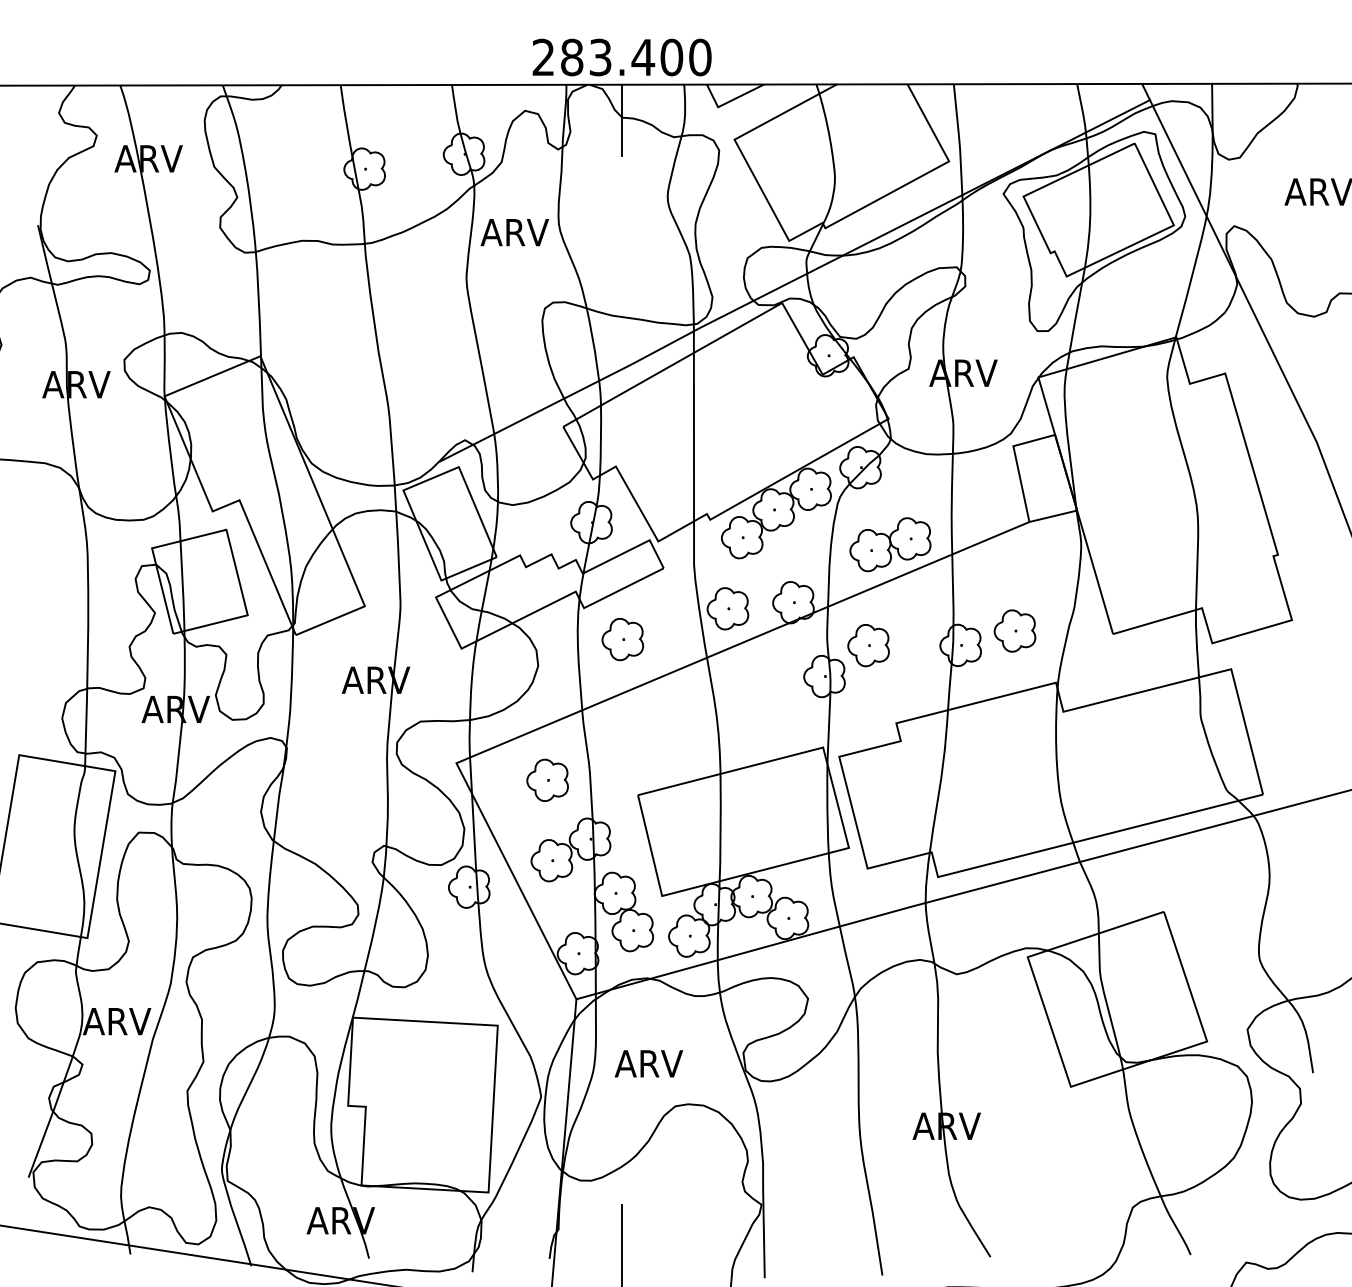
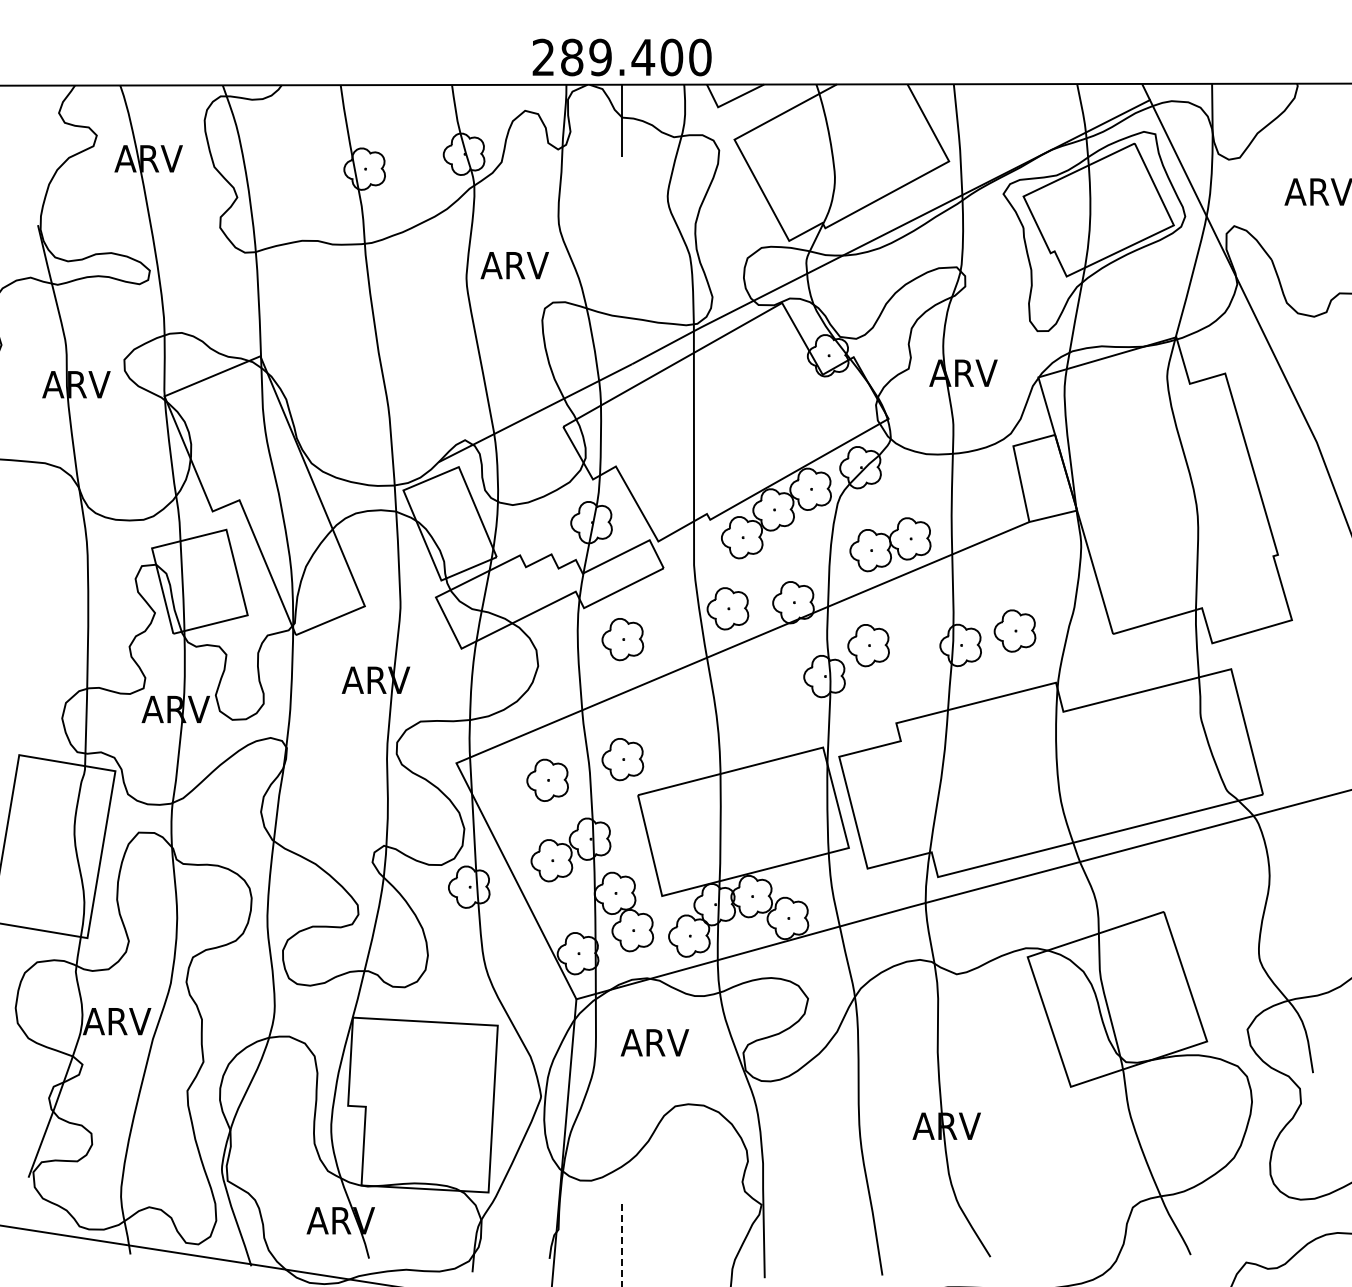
text: 283.400 -> 289.400 (600, 57)
text position: (514, 232) -> (514, 265) (514, 265)
part: none -> present (622, 759)
text position: (648, 1063) -> (654, 1042) (654, 1042)
line: solid -> dashed (622, 1245)
